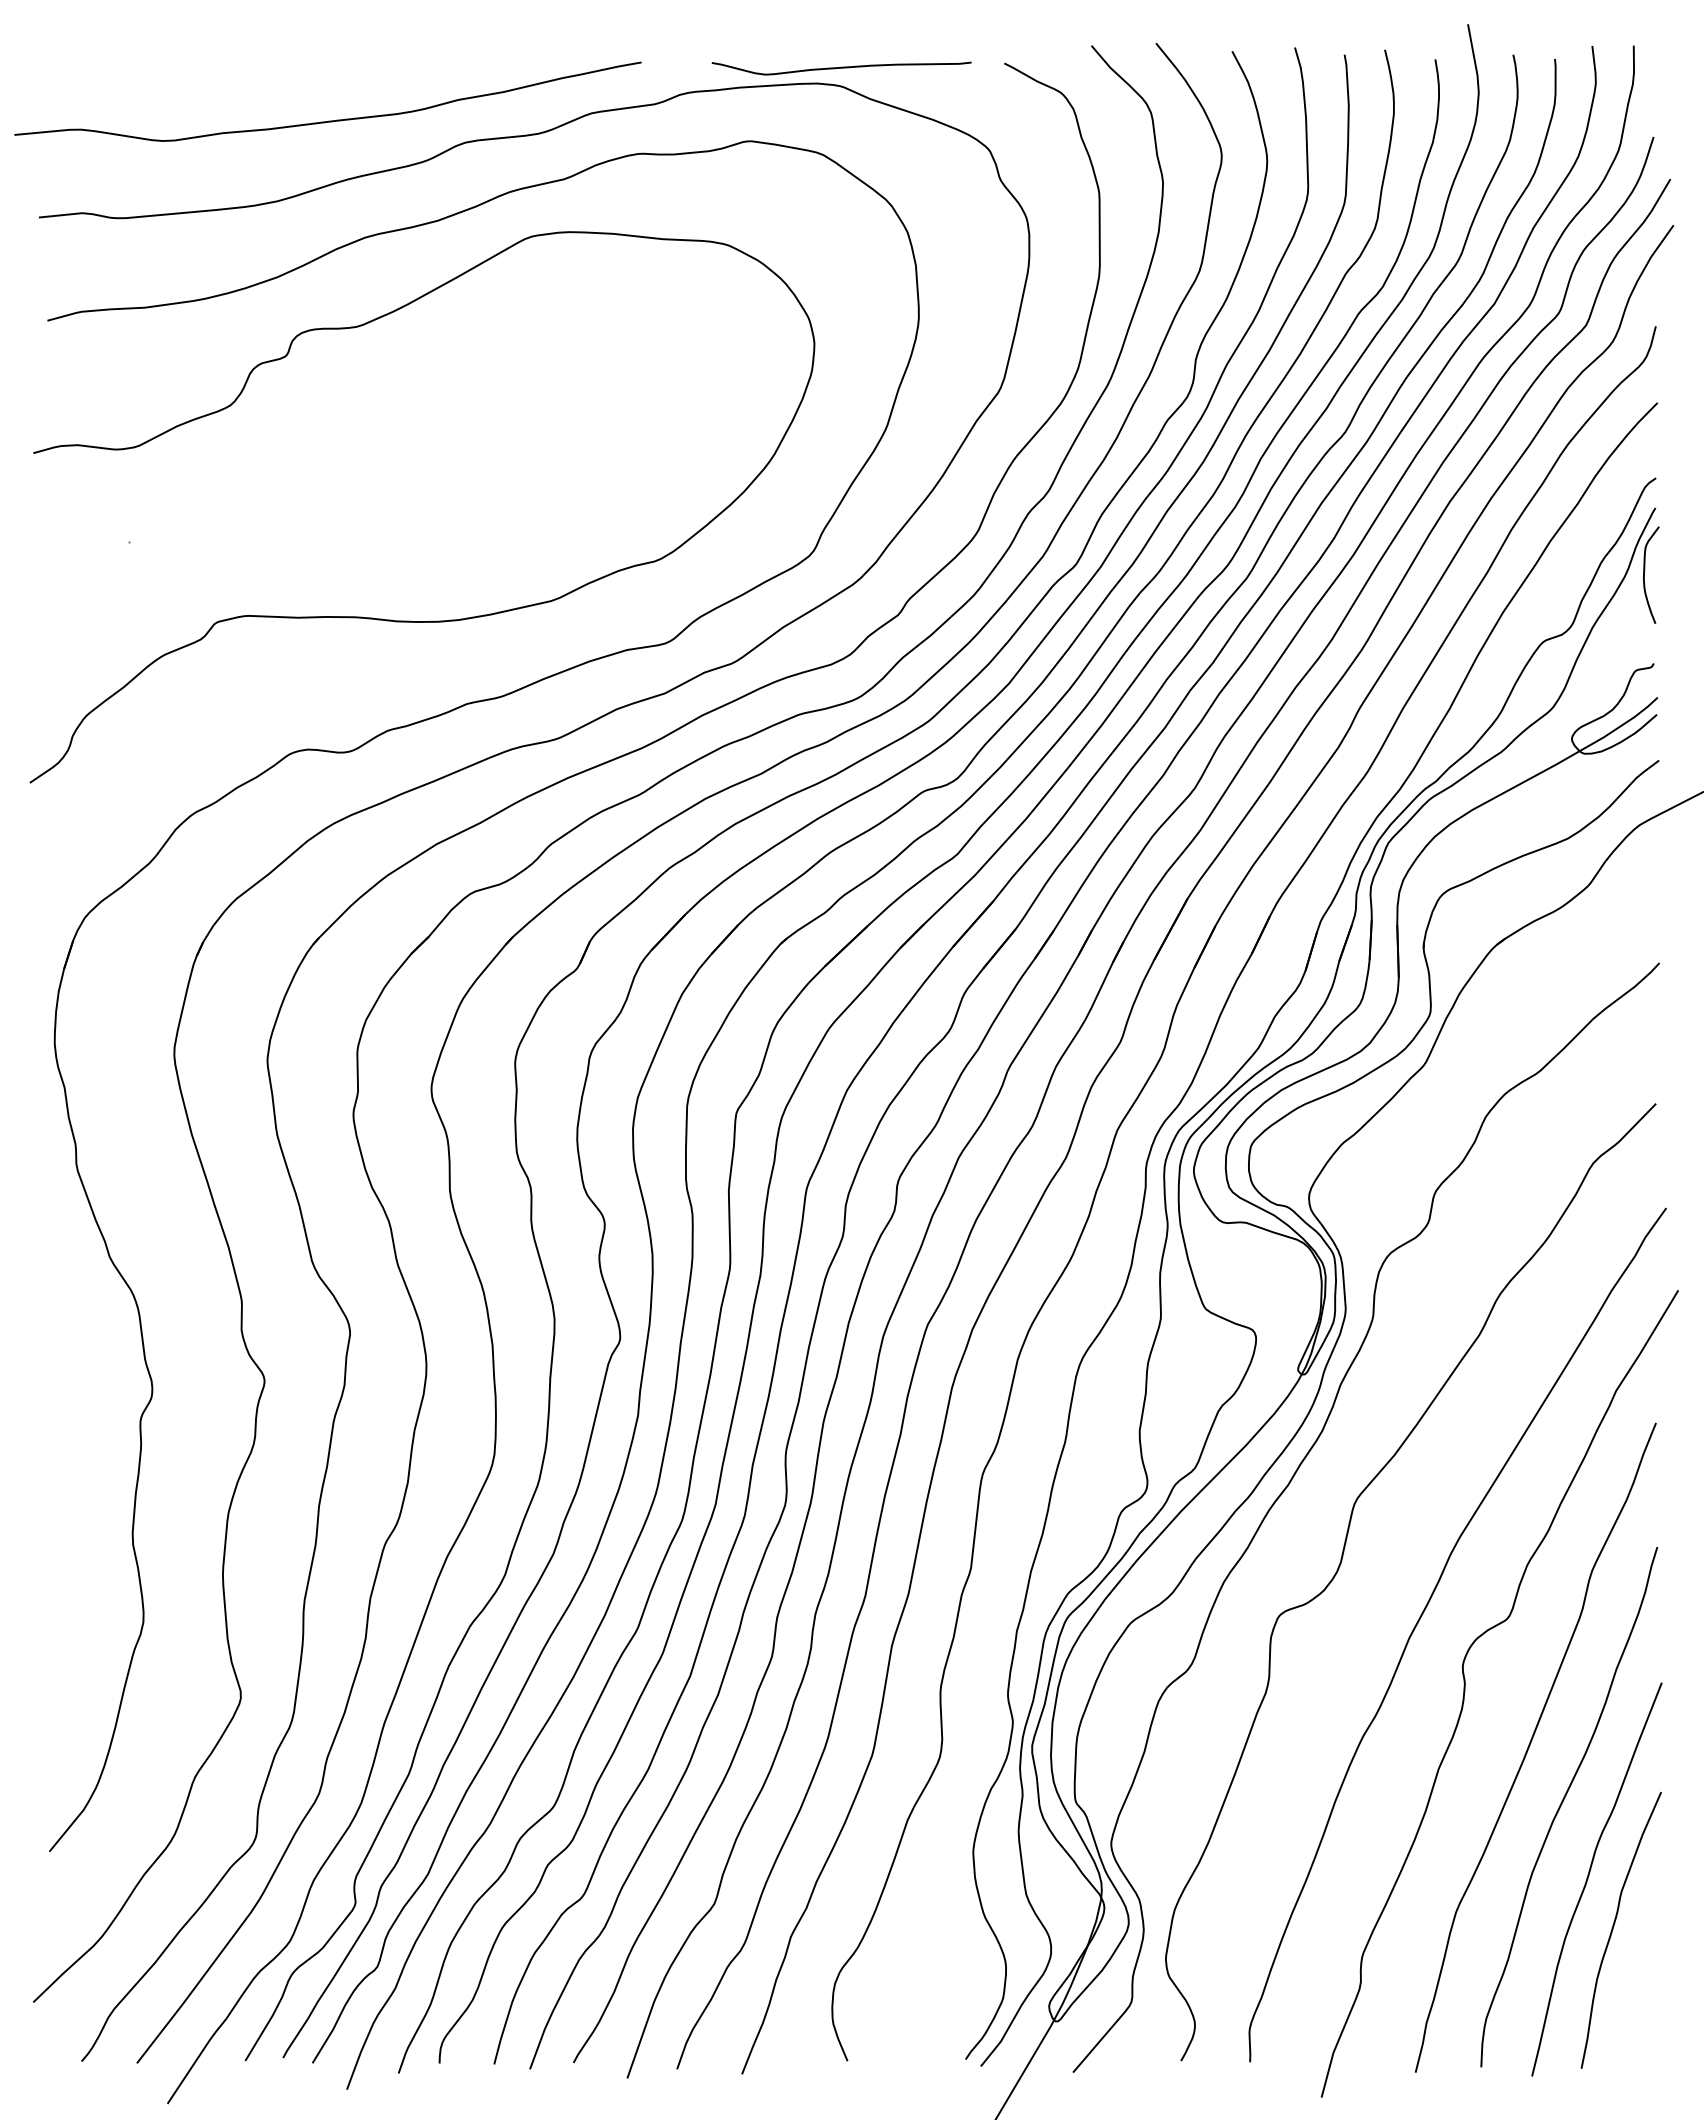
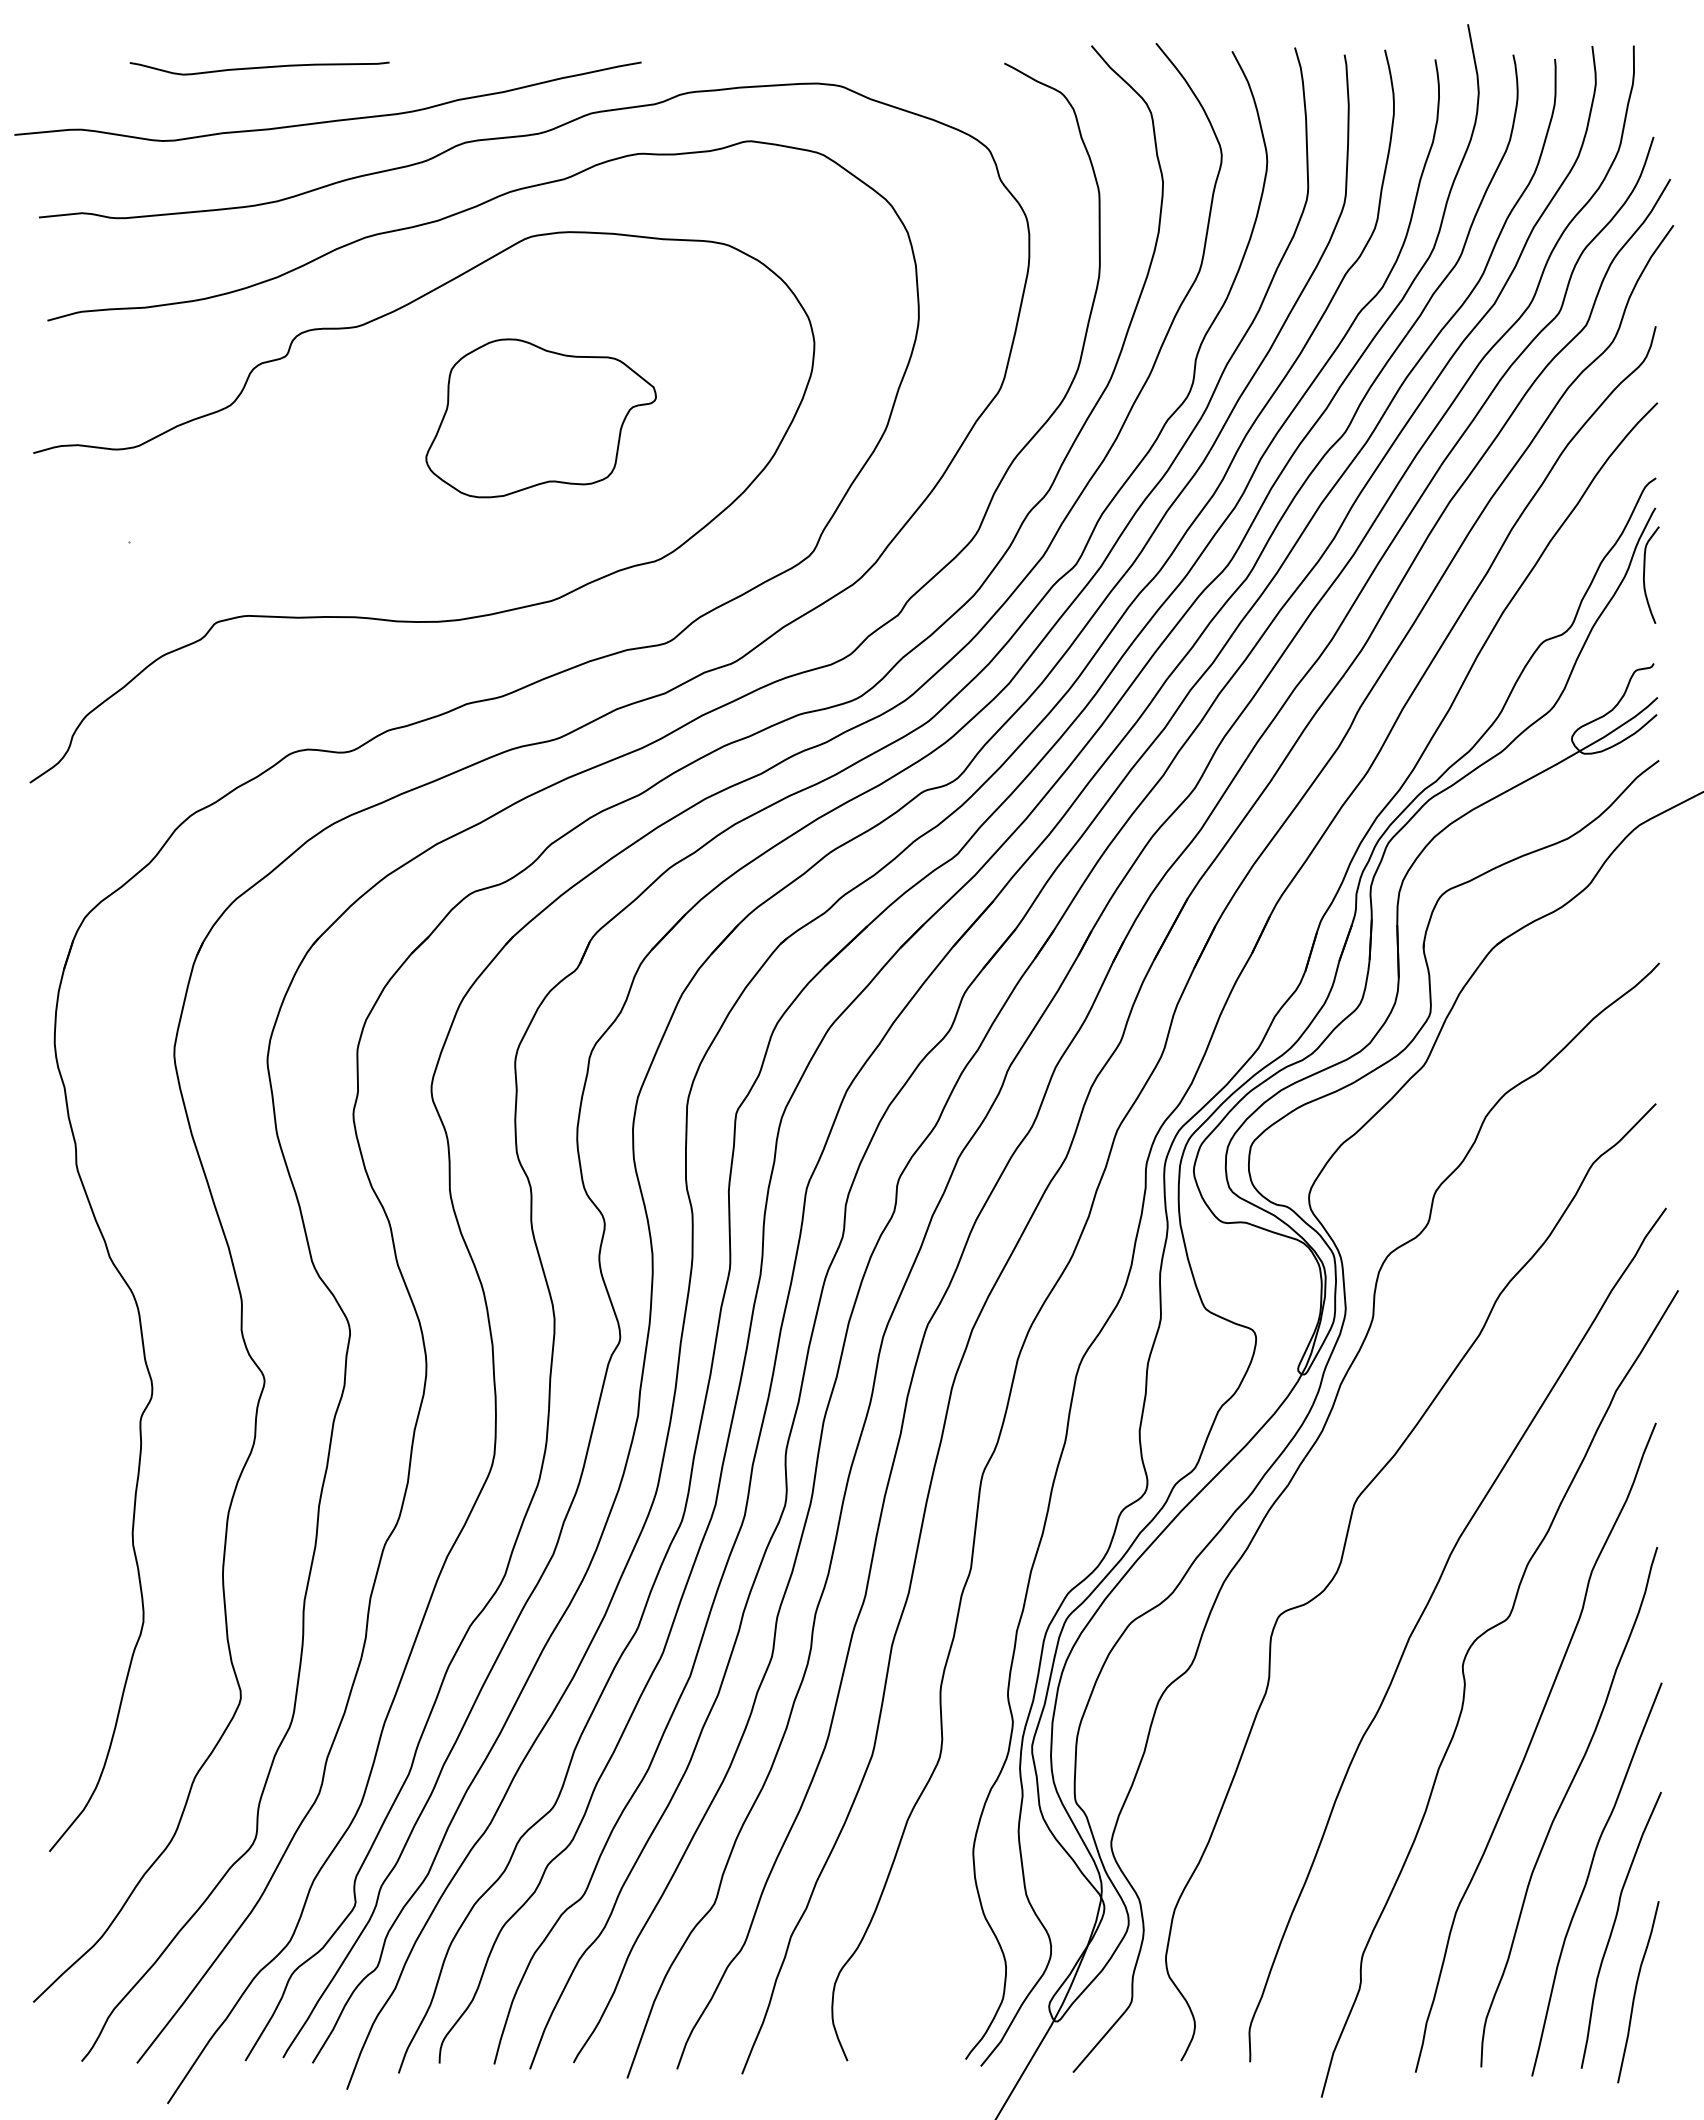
curve position: (841, 68) -> (259, 68) (259, 68)
part: none -> present (540, 418)
curve: none -> present (1636, 1991)
